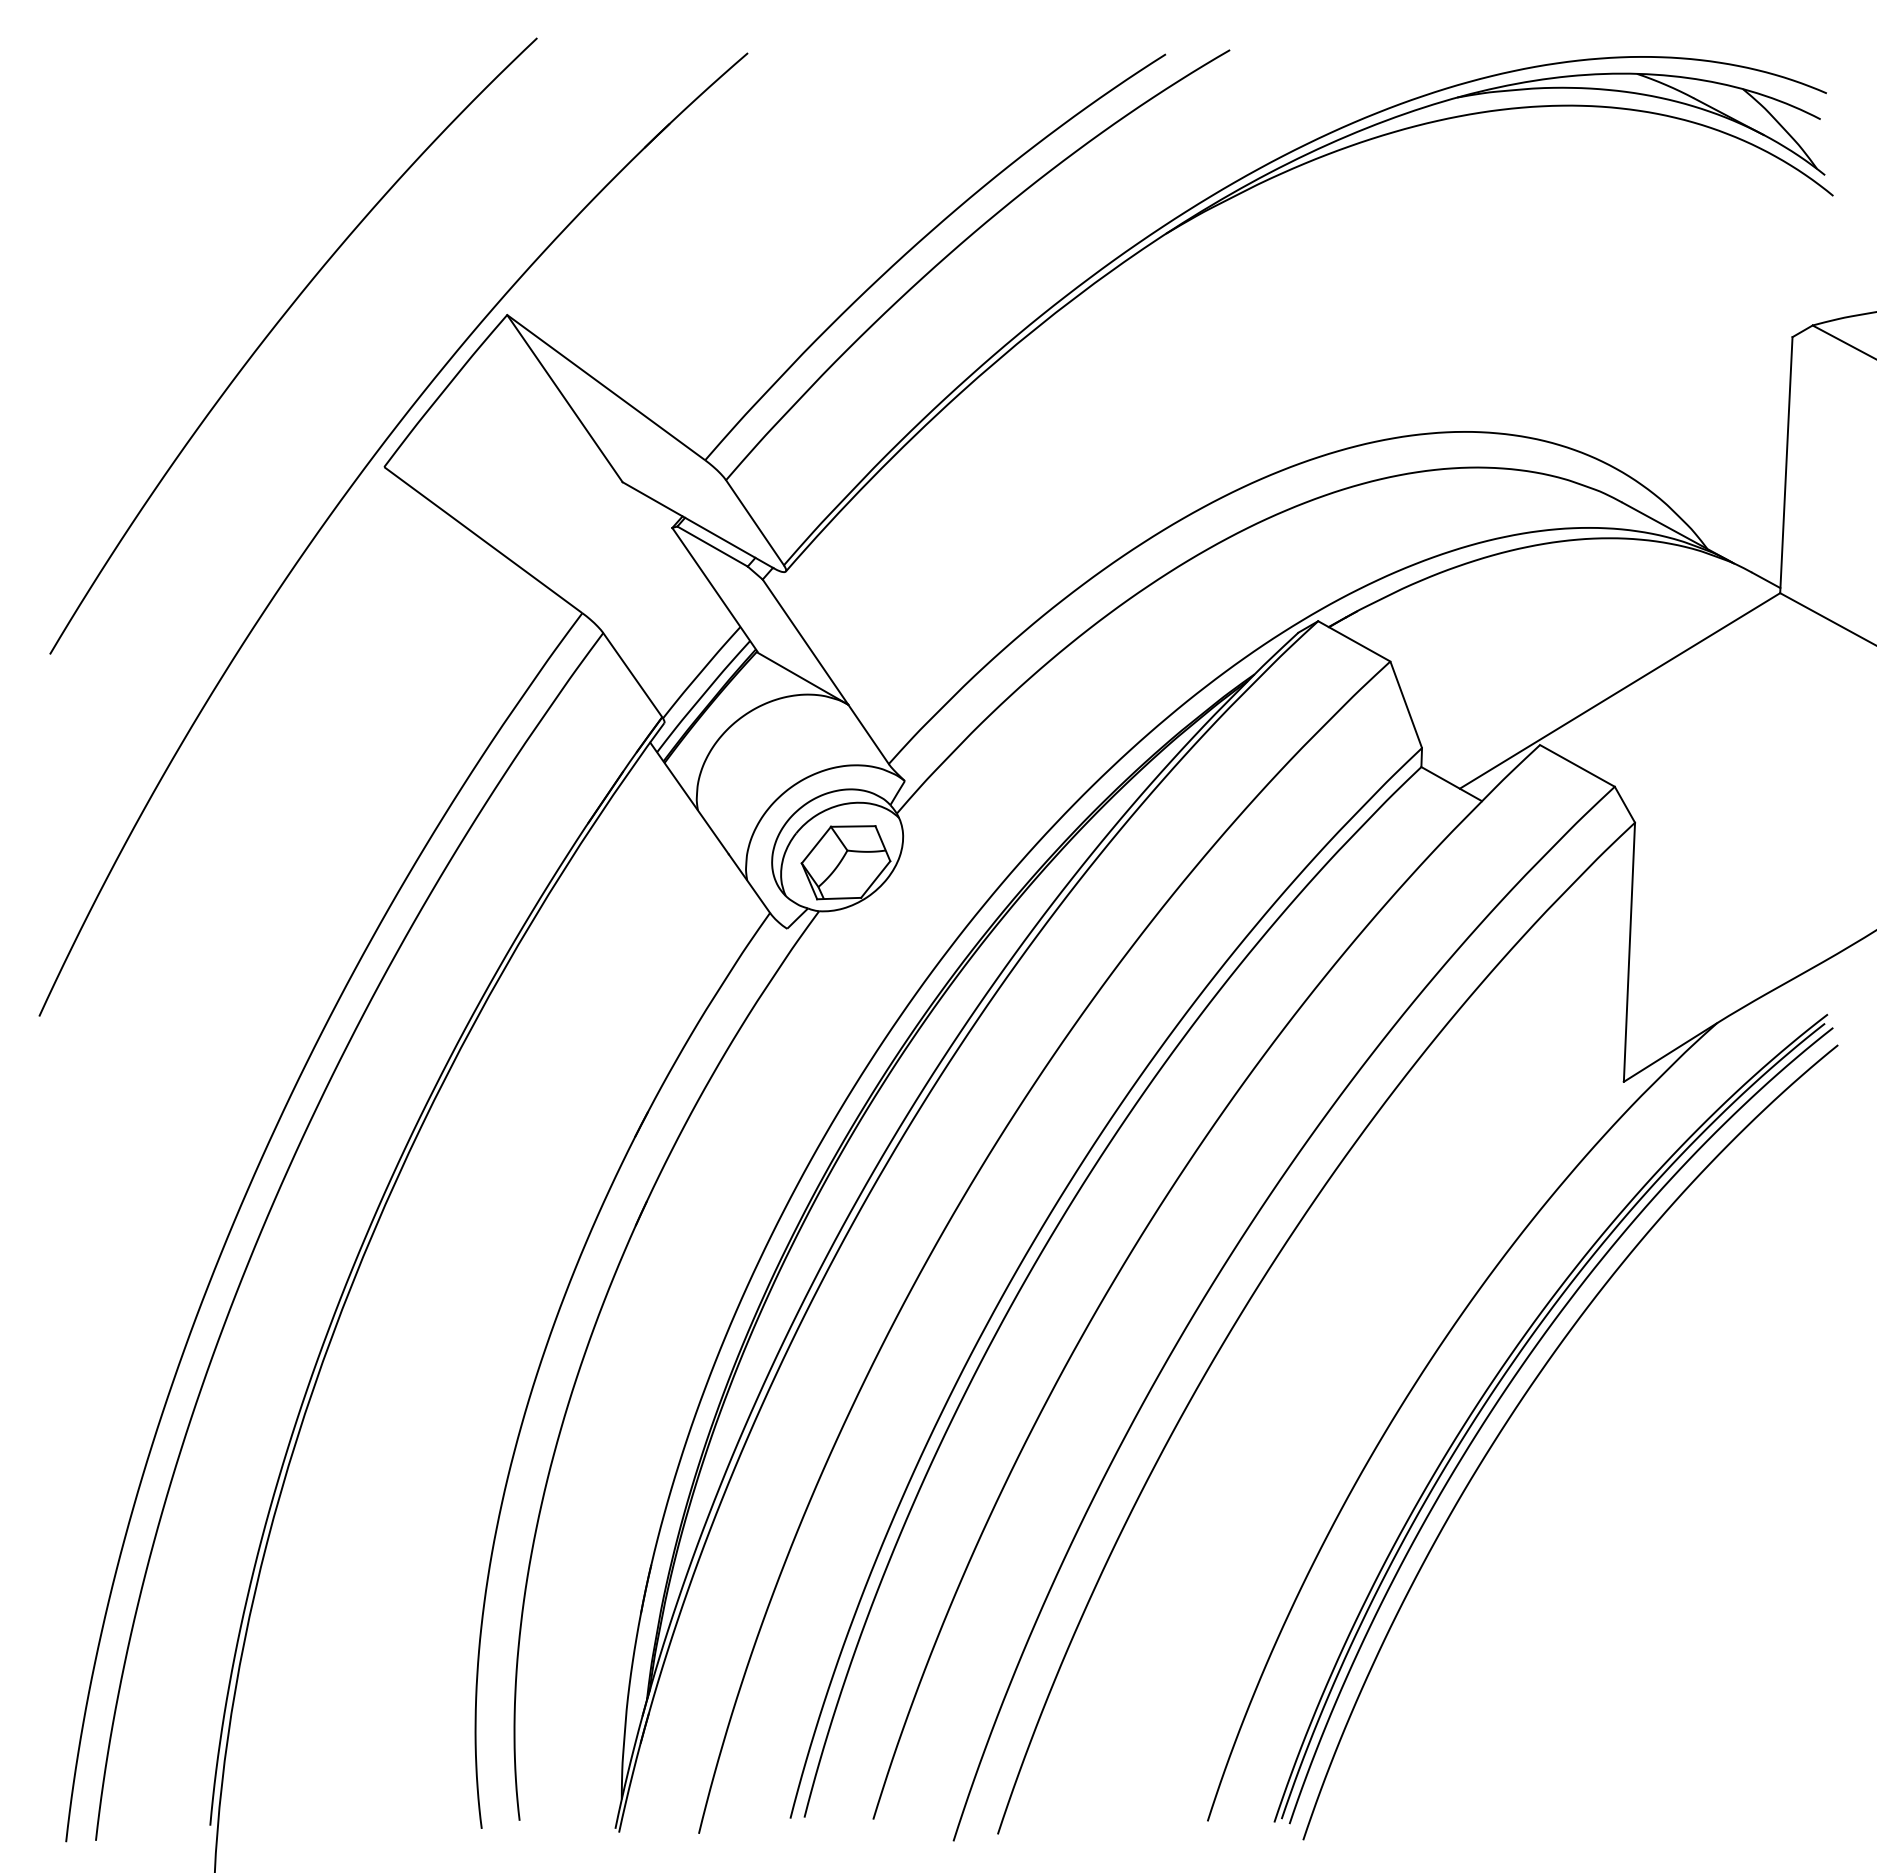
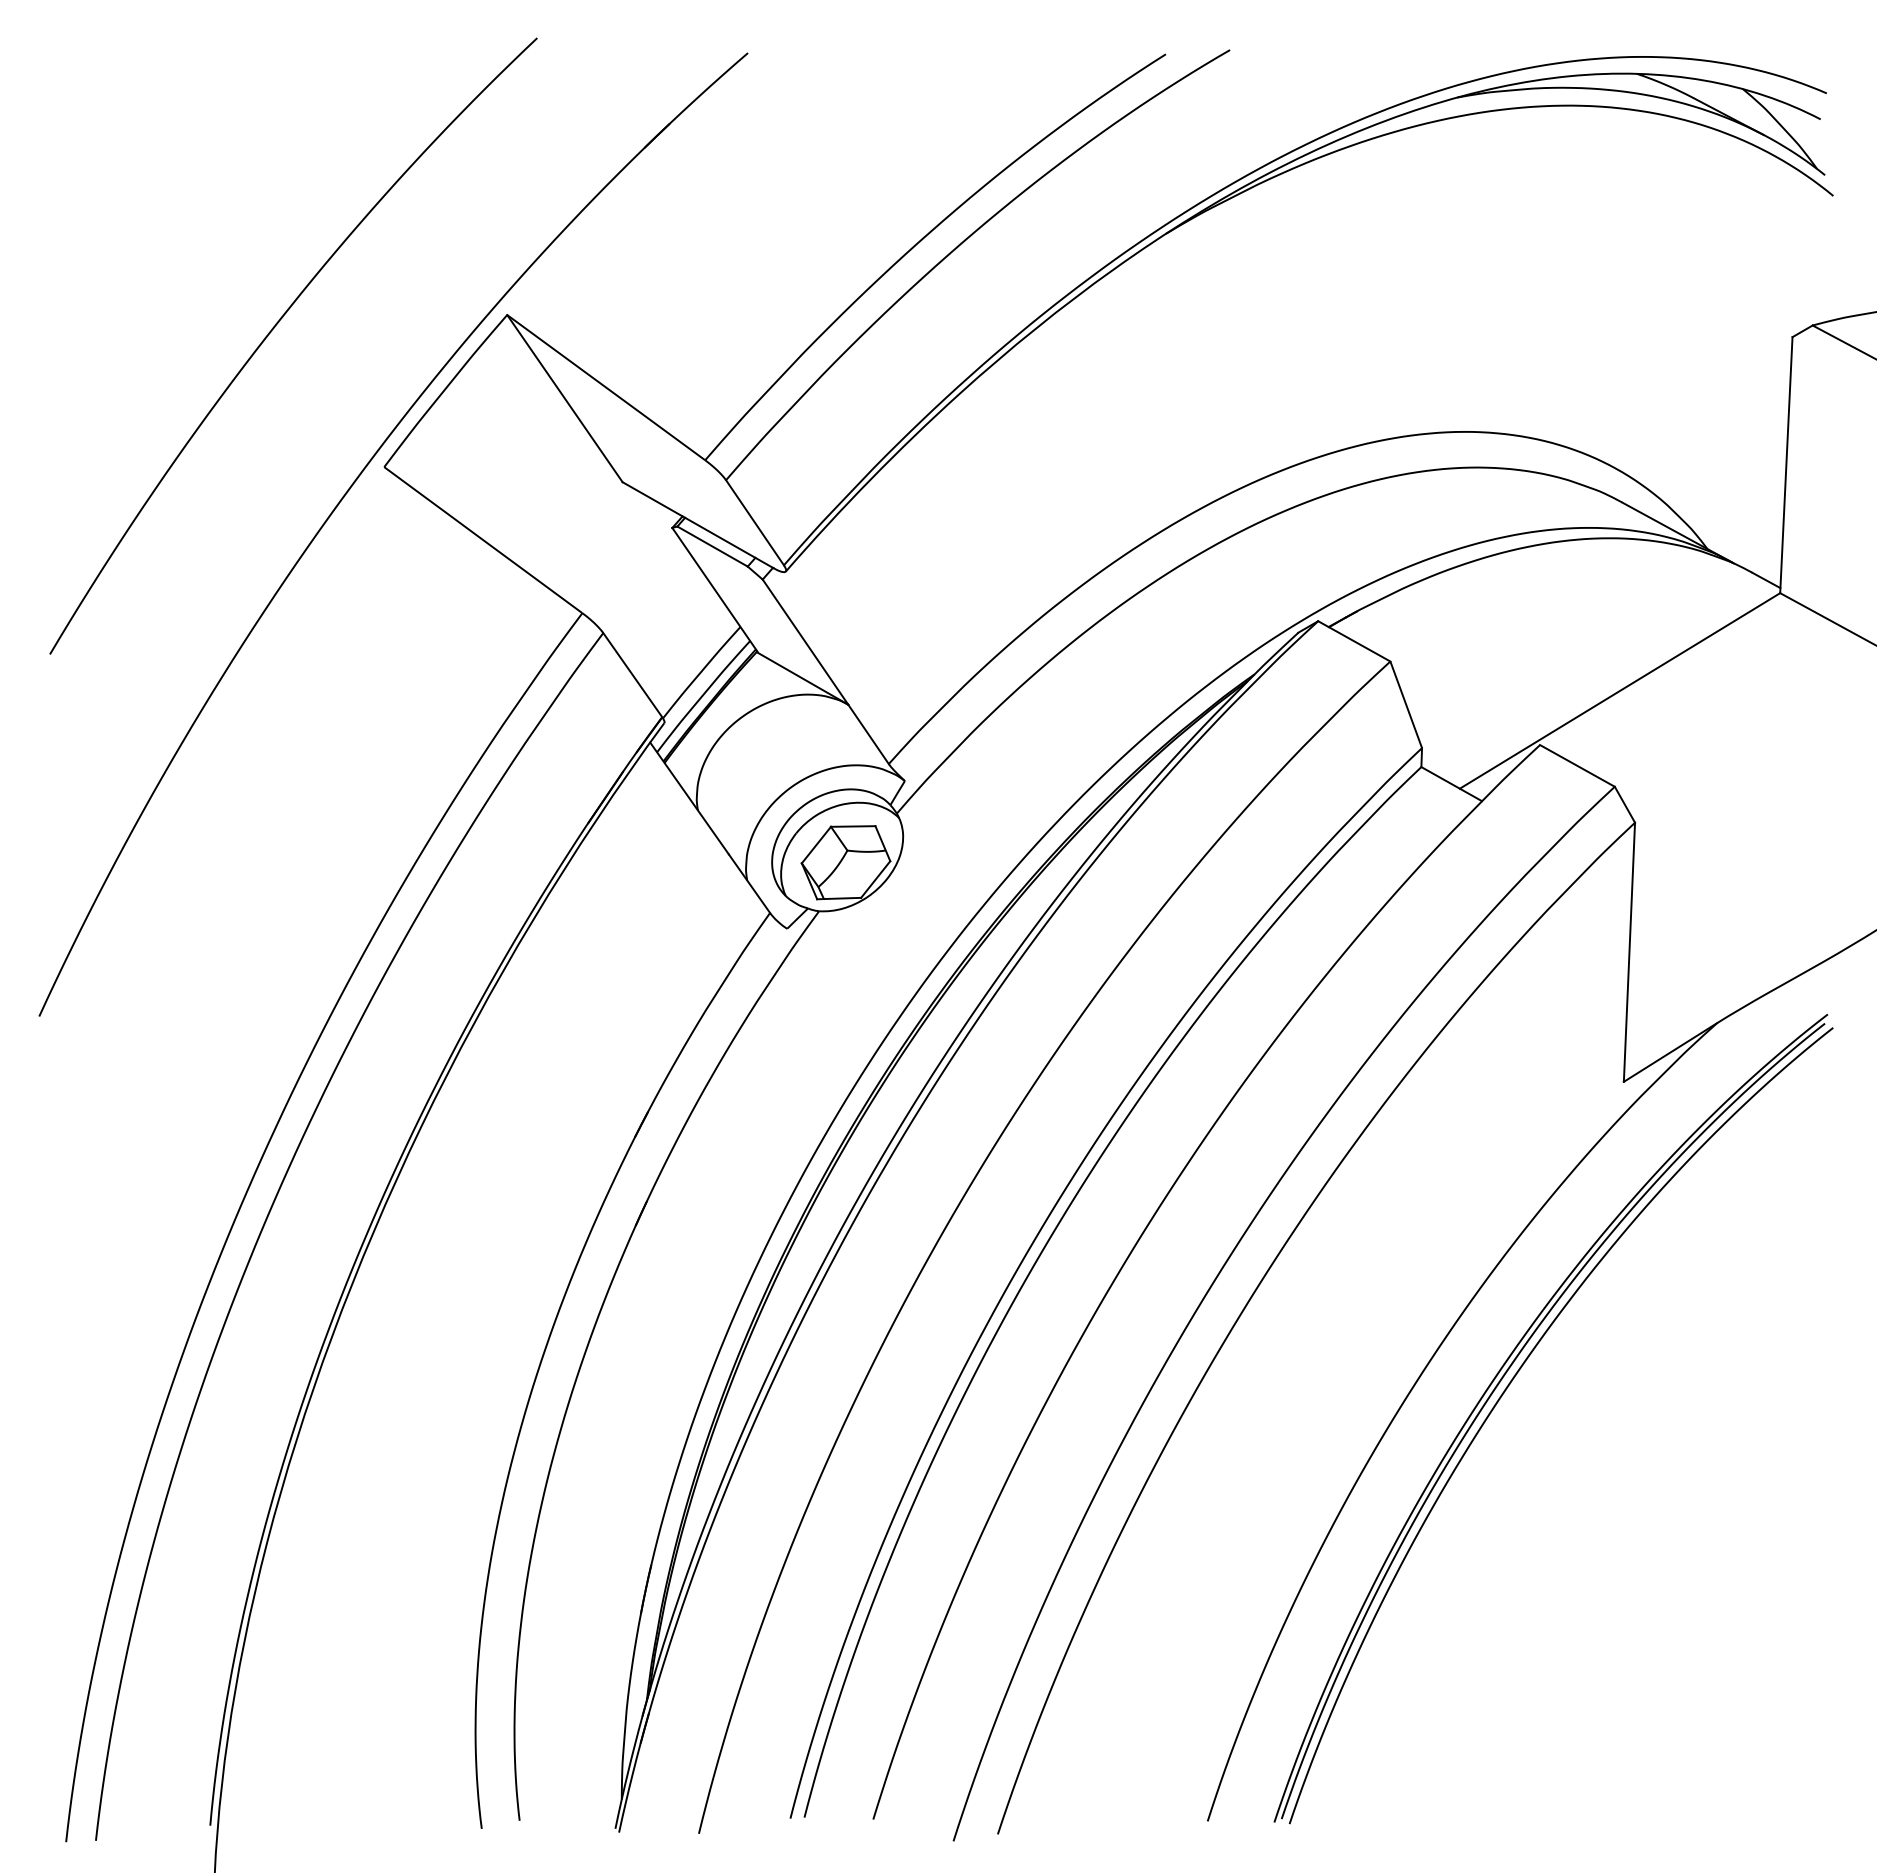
curve: present -> none (1518, 1406)
